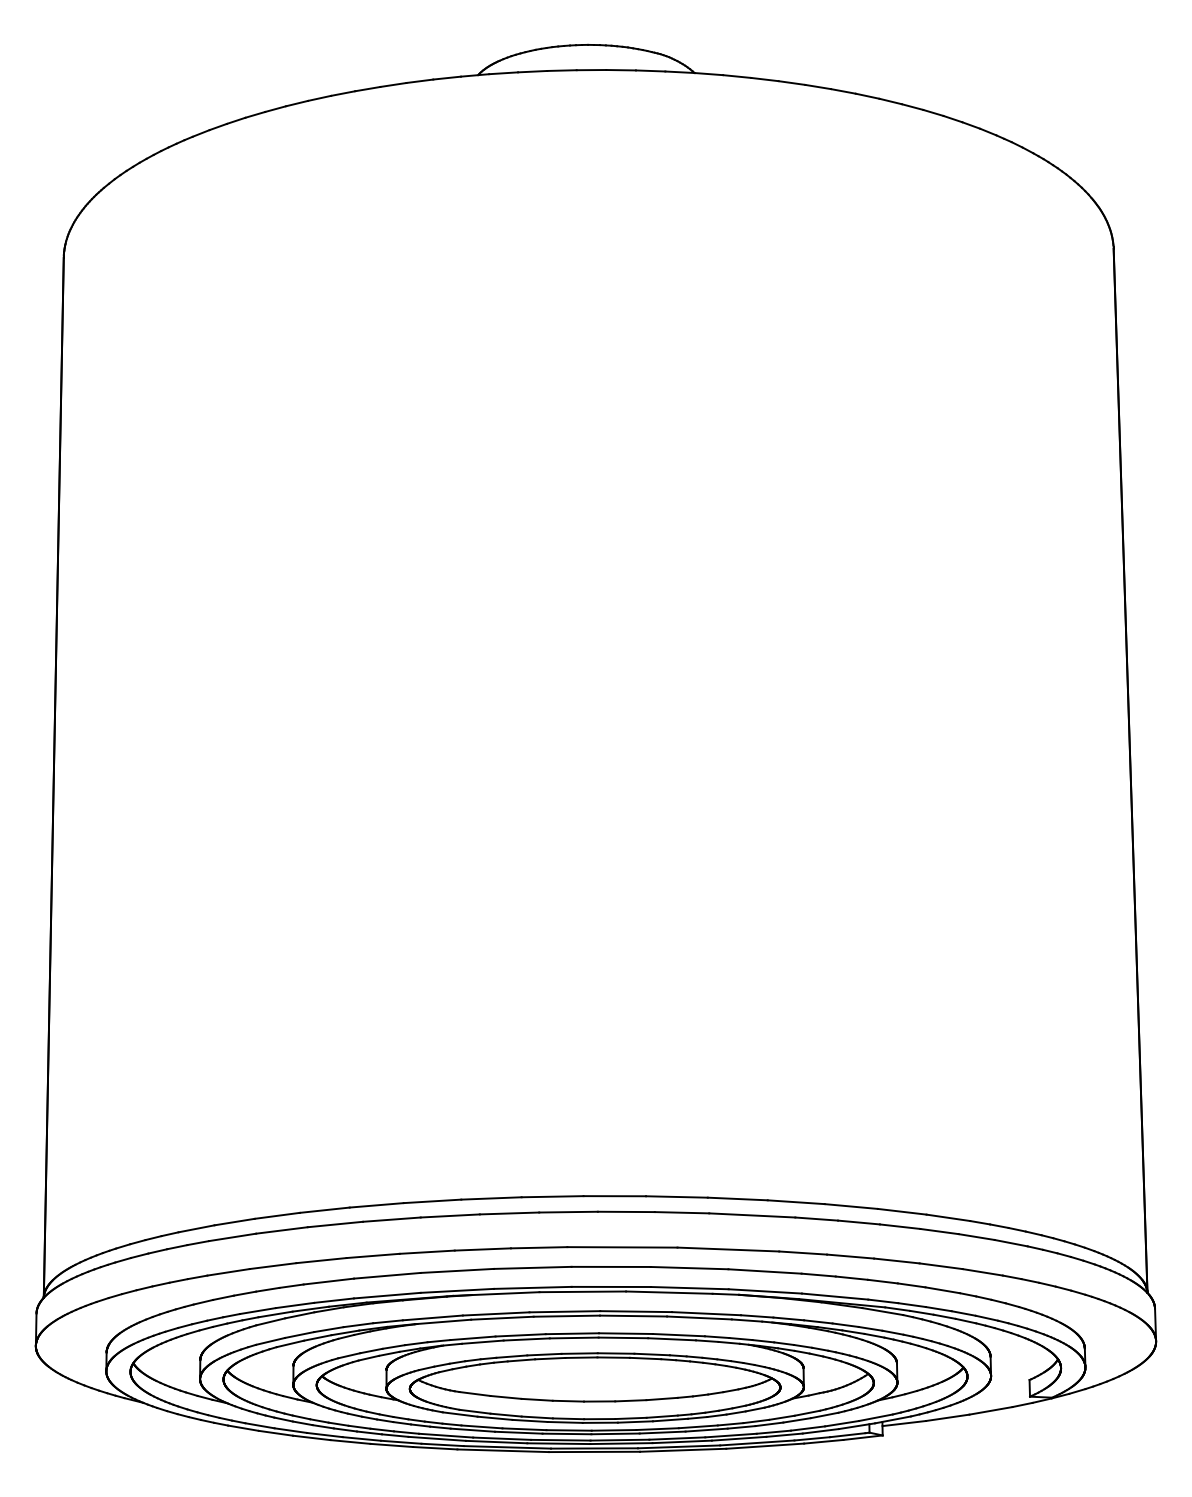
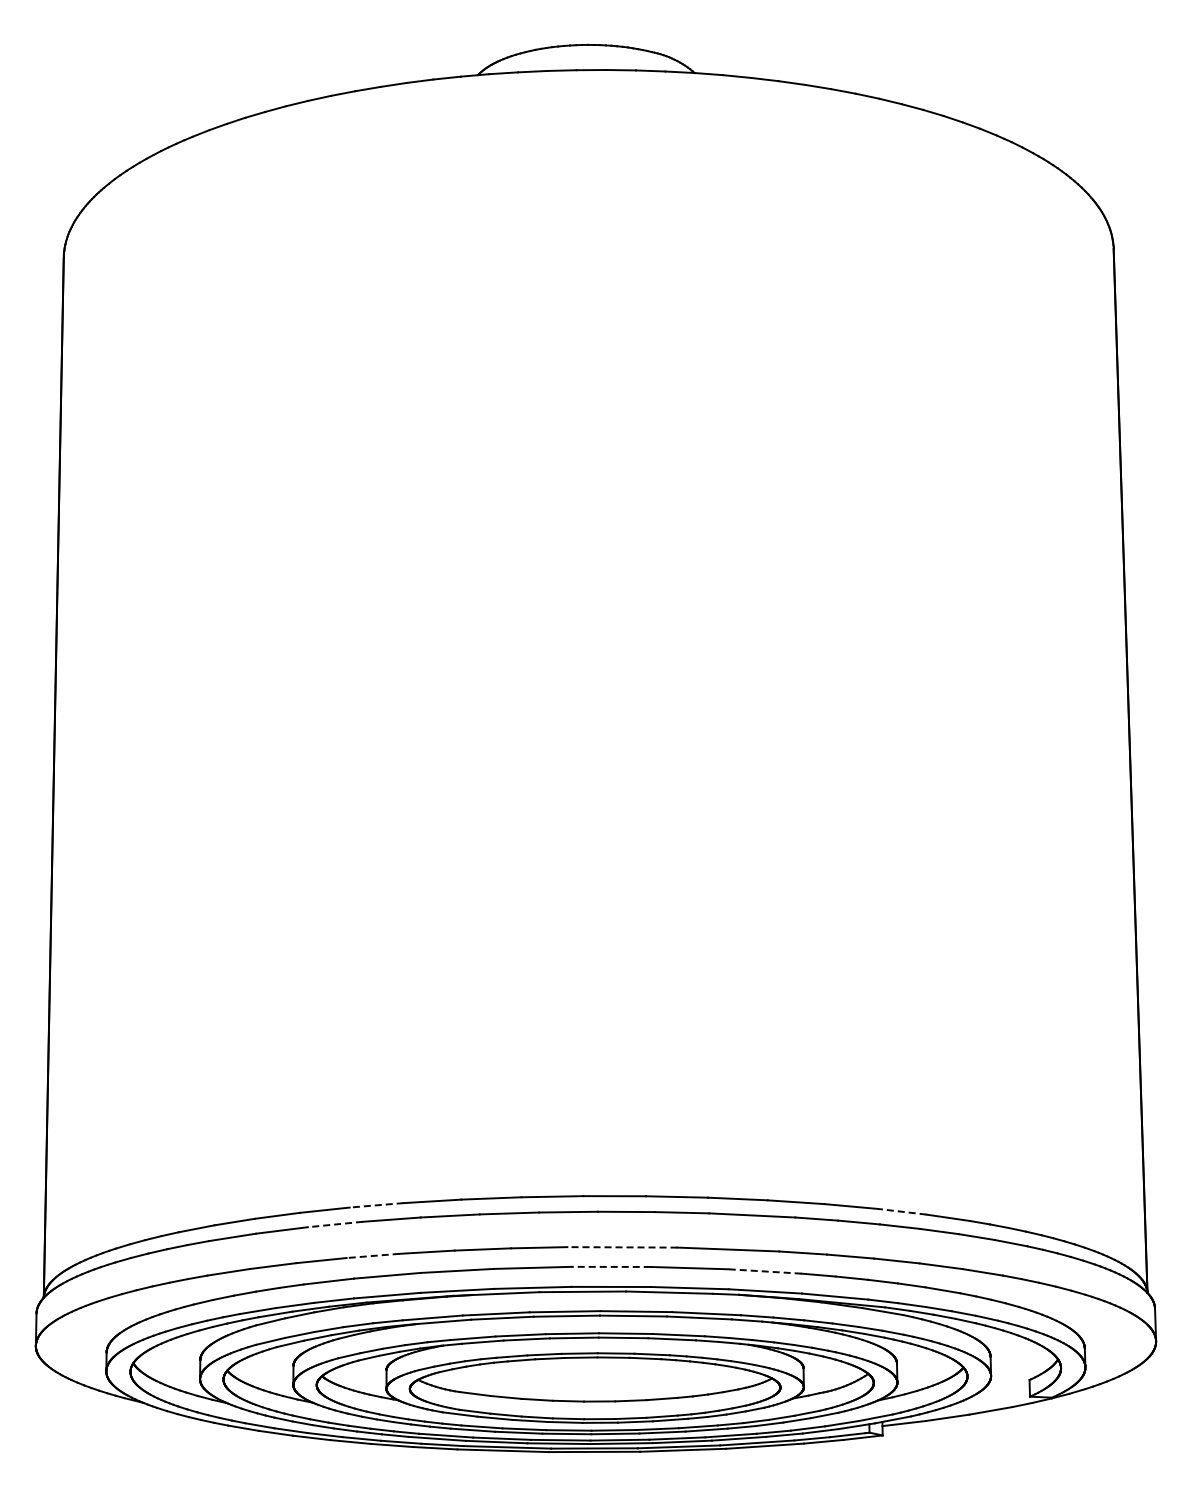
line: solid -> dashed (376, 1205)
line: solid -> dashed (901, 1211)
line: solid -> dashed (335, 1224)
line: solid -> dashed (621, 1247)
line: solid -> dashed (373, 1255)
line: solid -> dashed (611, 1266)
line: solid -> dashed (765, 1271)
